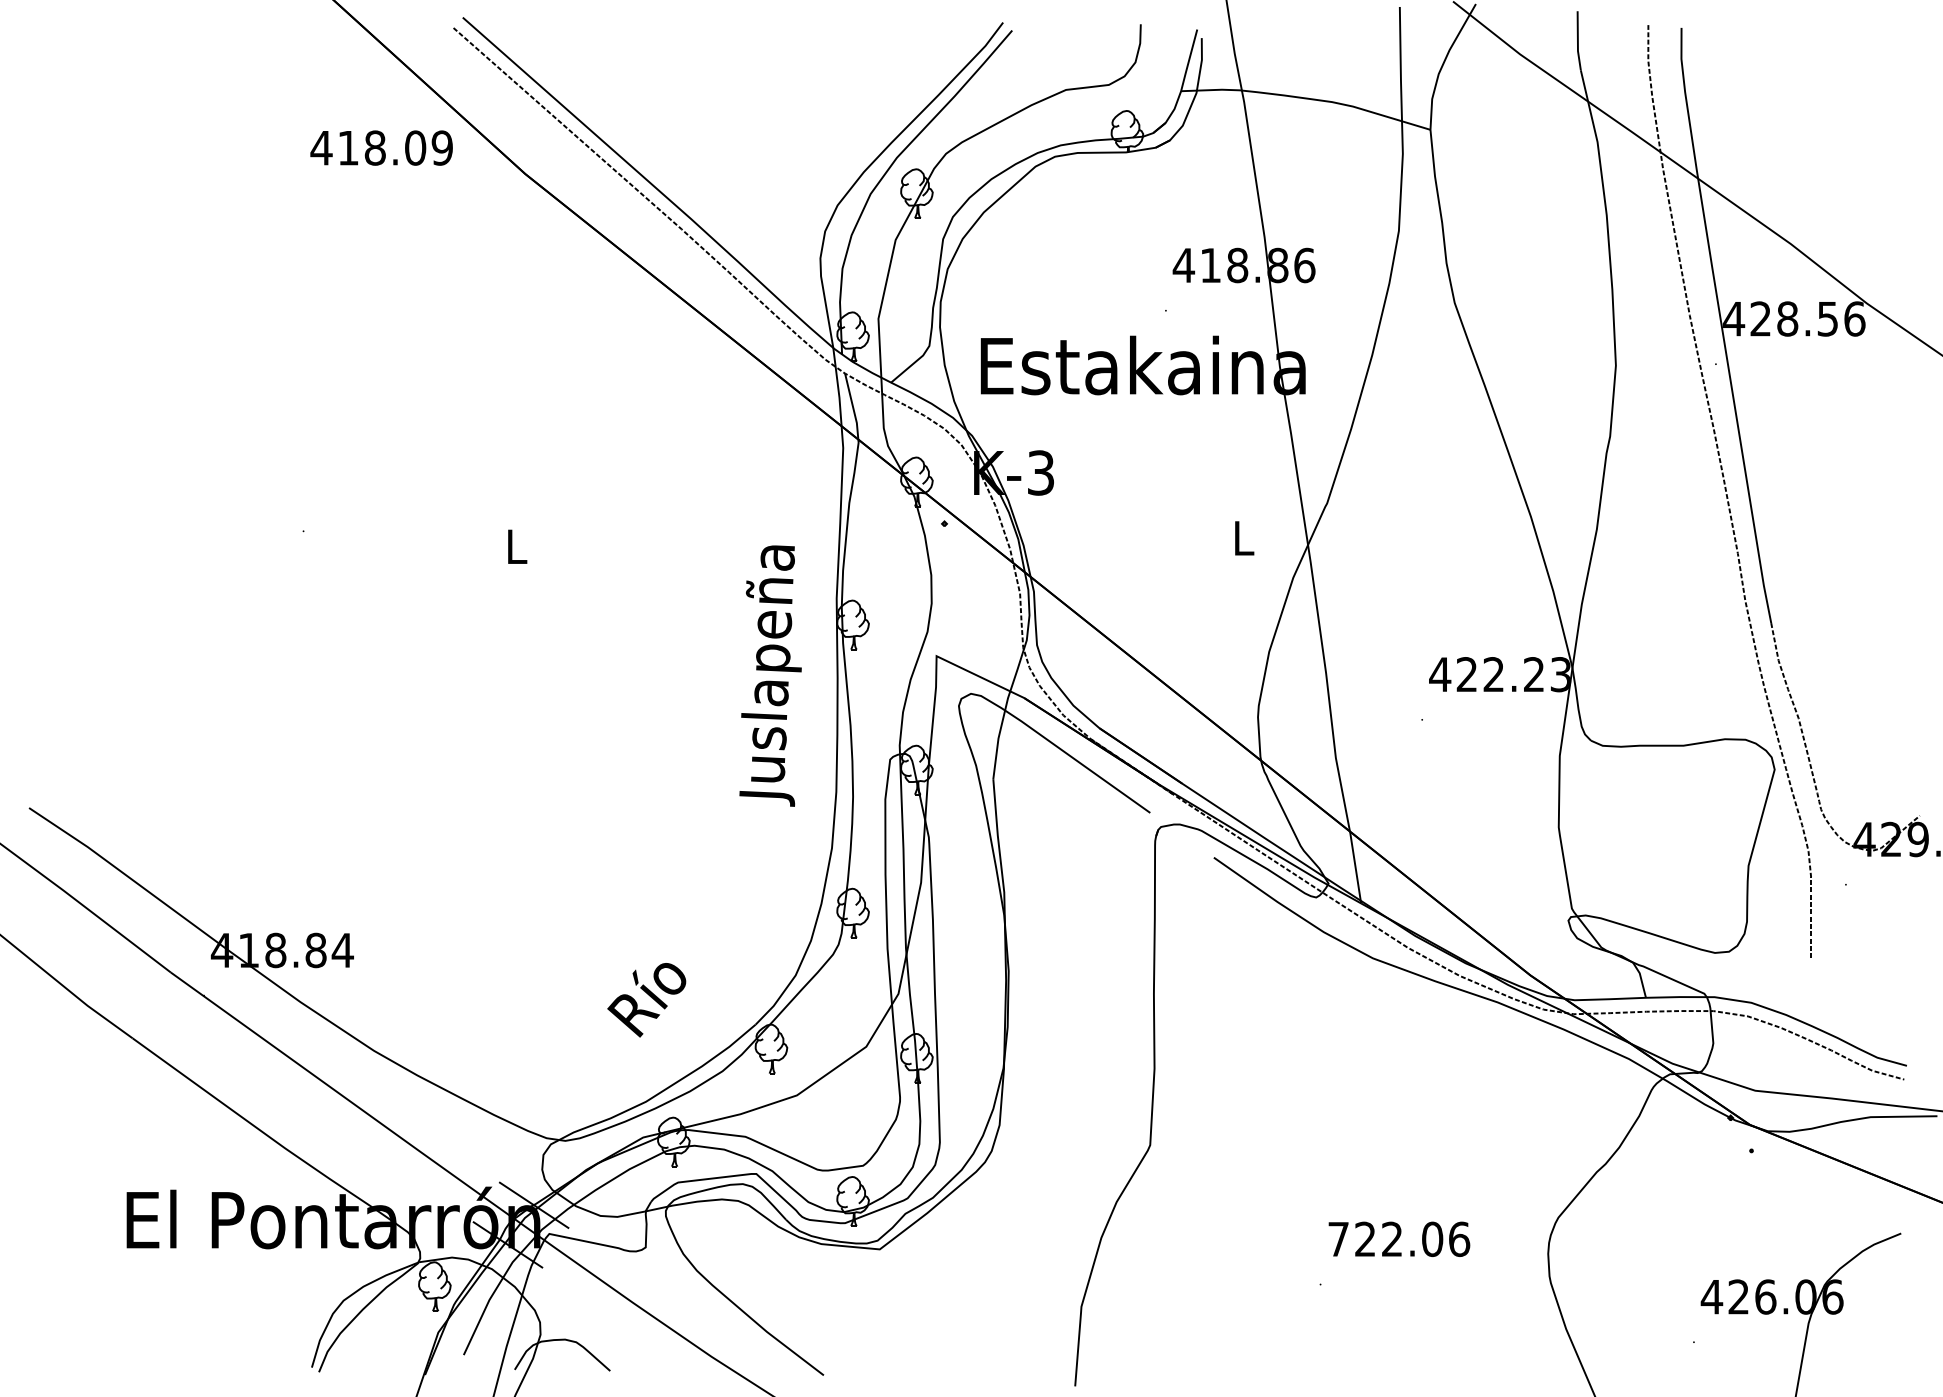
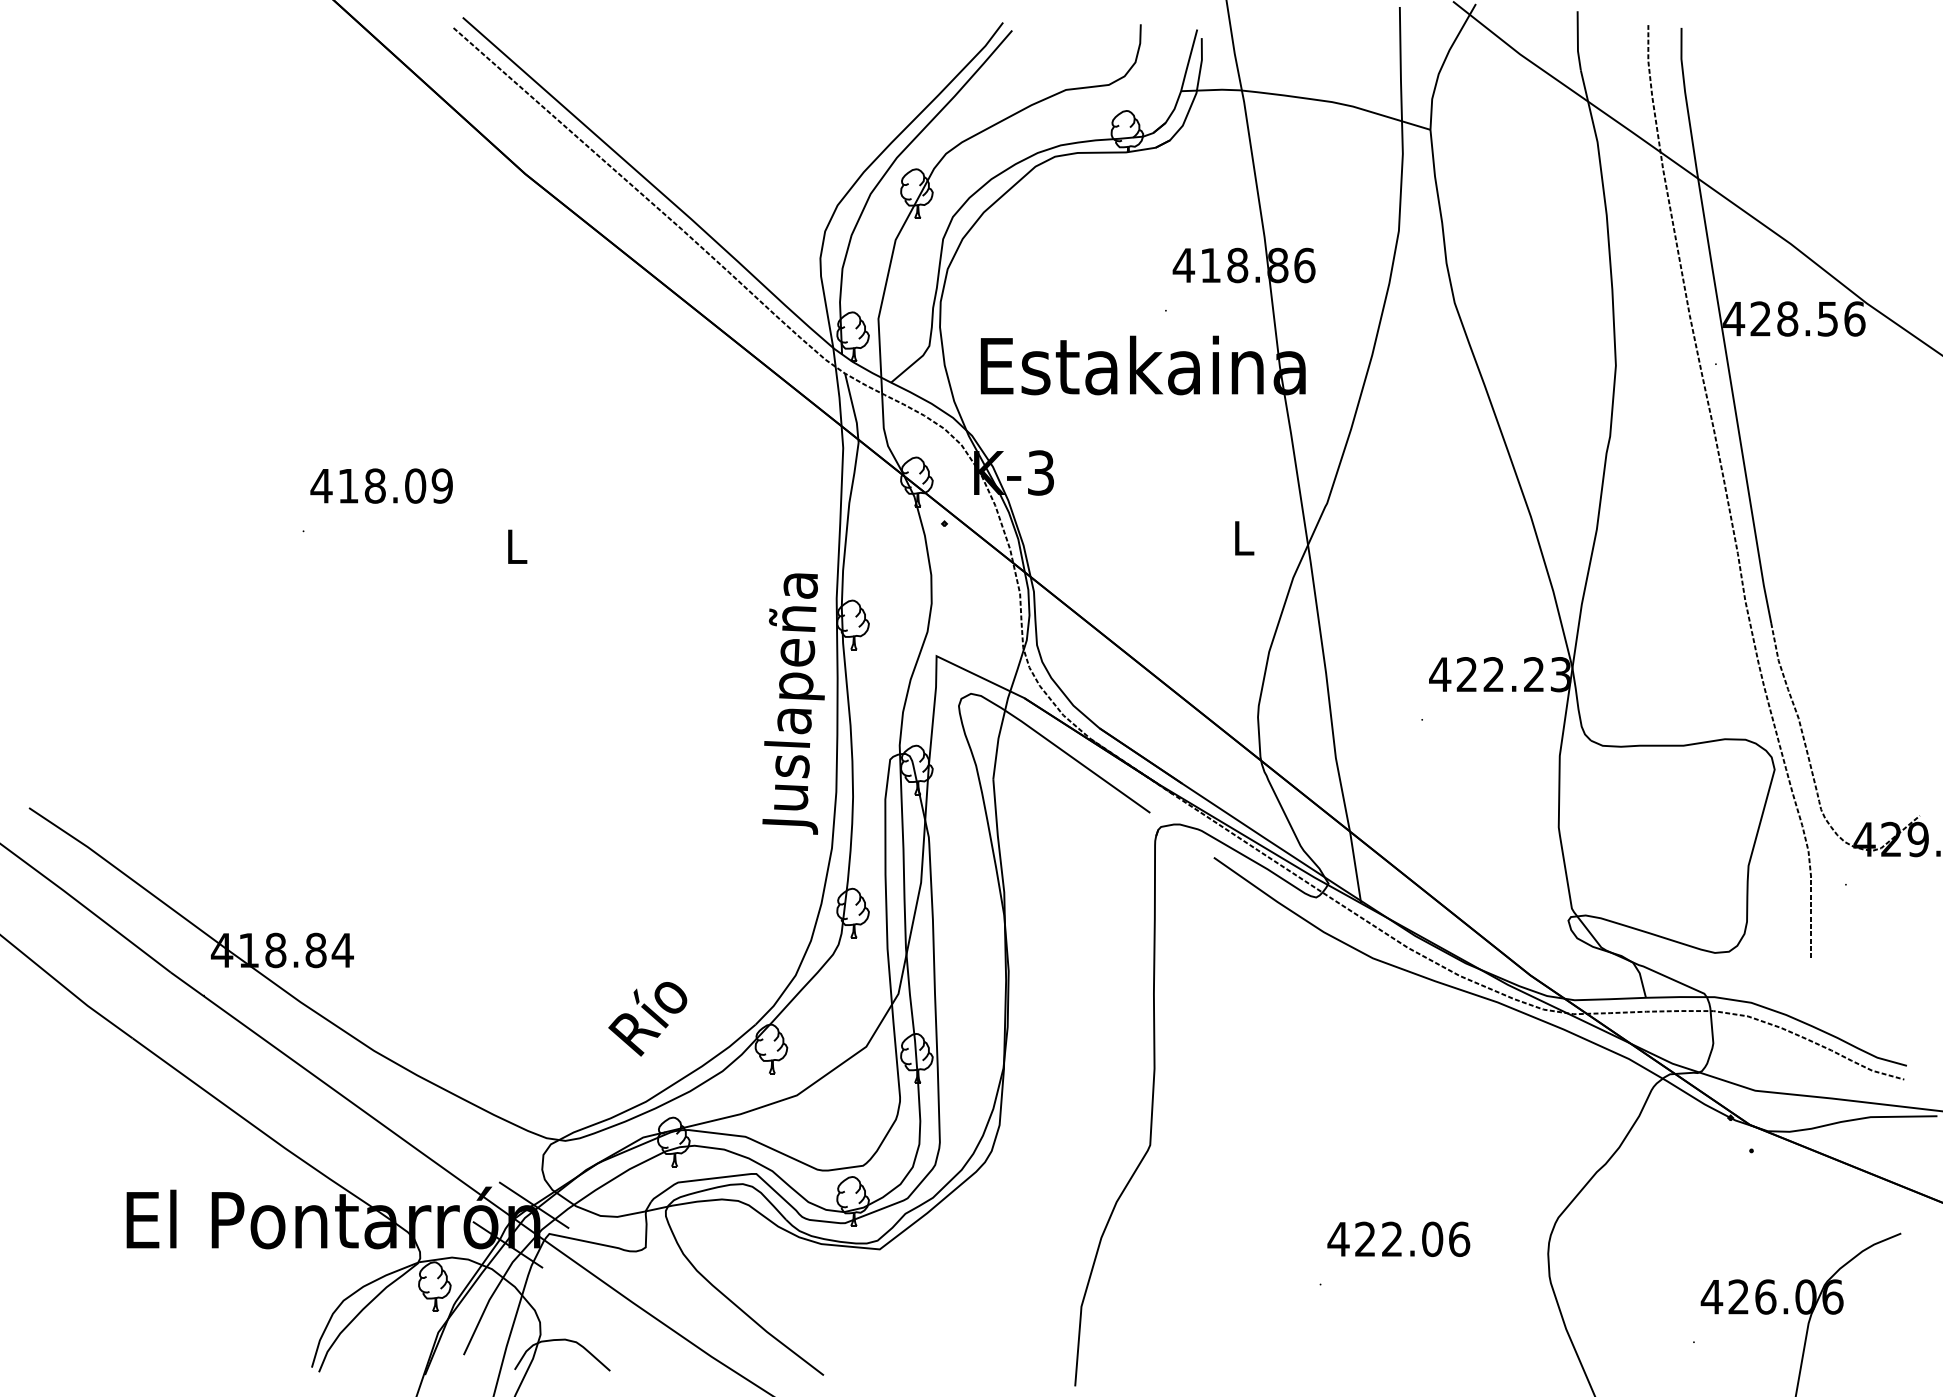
text position: (381, 147) -> (381, 485) (381, 485)
text position: (770, 675) -> (793, 703) (793, 703)
text position: (646, 1000) -> (647, 1019) (647, 1019)
text: 722.06 -> 422.06 (1338, 1239)
